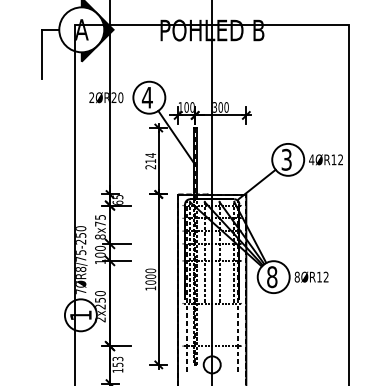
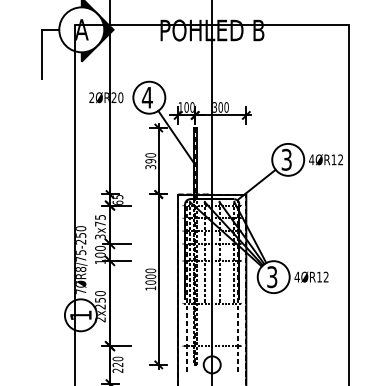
text: 214 -> 390 (150, 161)
text: 8x75 -> 3x75 (100, 236)
text: 8ØR12 -> 4ØR12 (296, 276)
text: 8 -> 3 (272, 277)
text: 153 -> 220 (117, 364)
